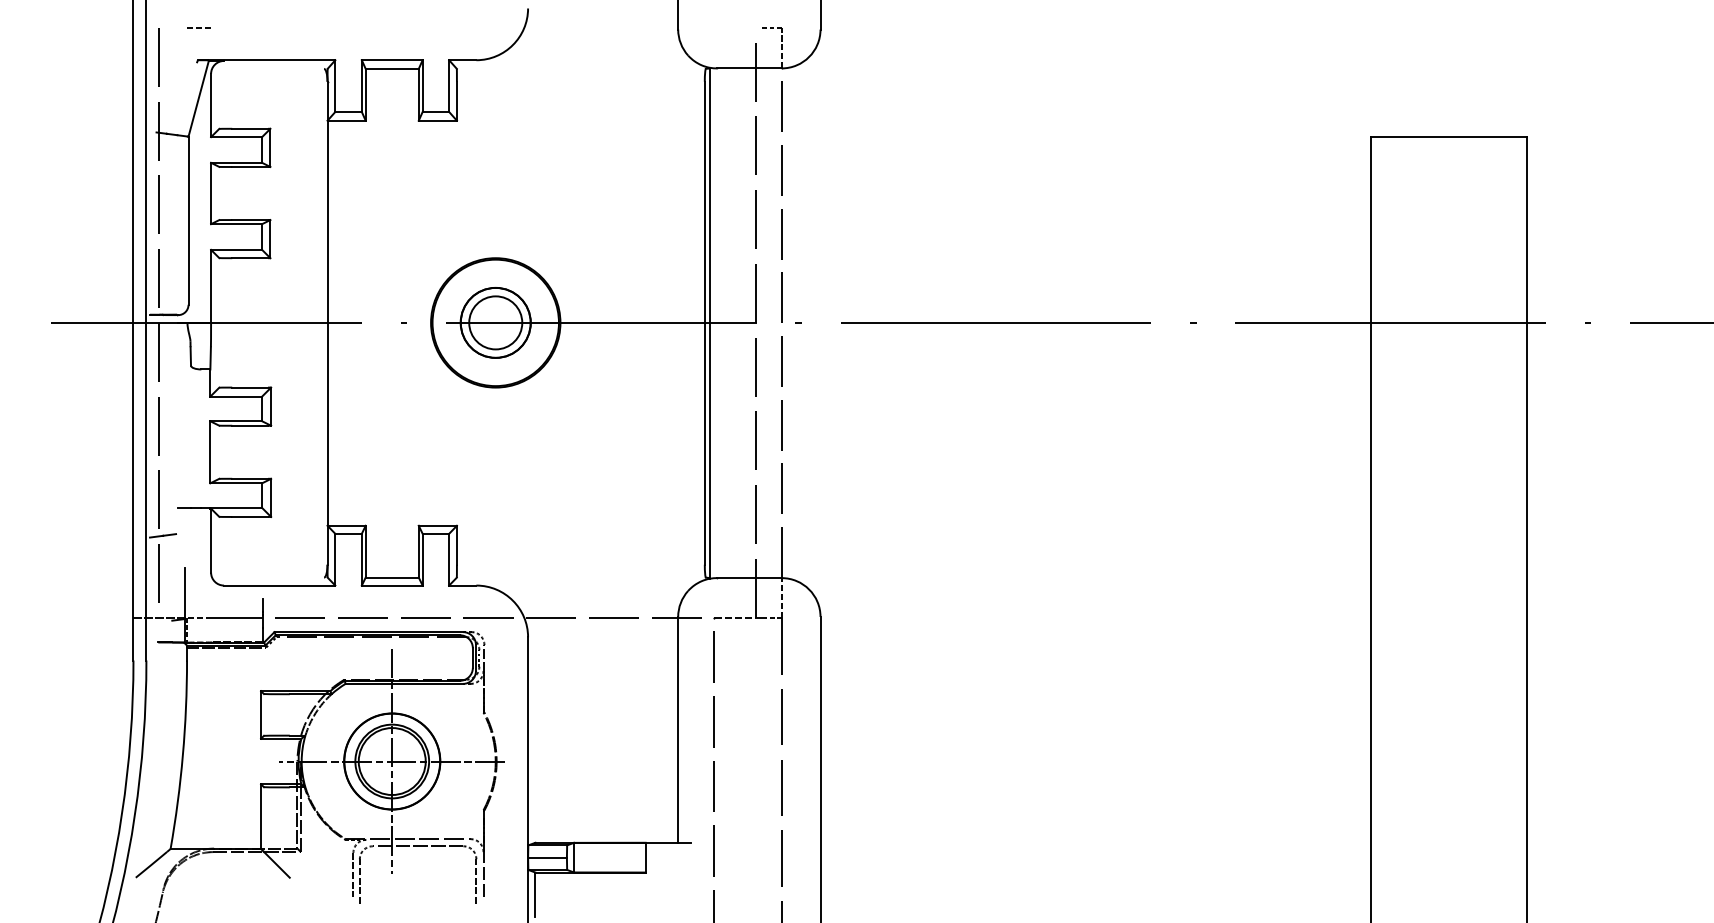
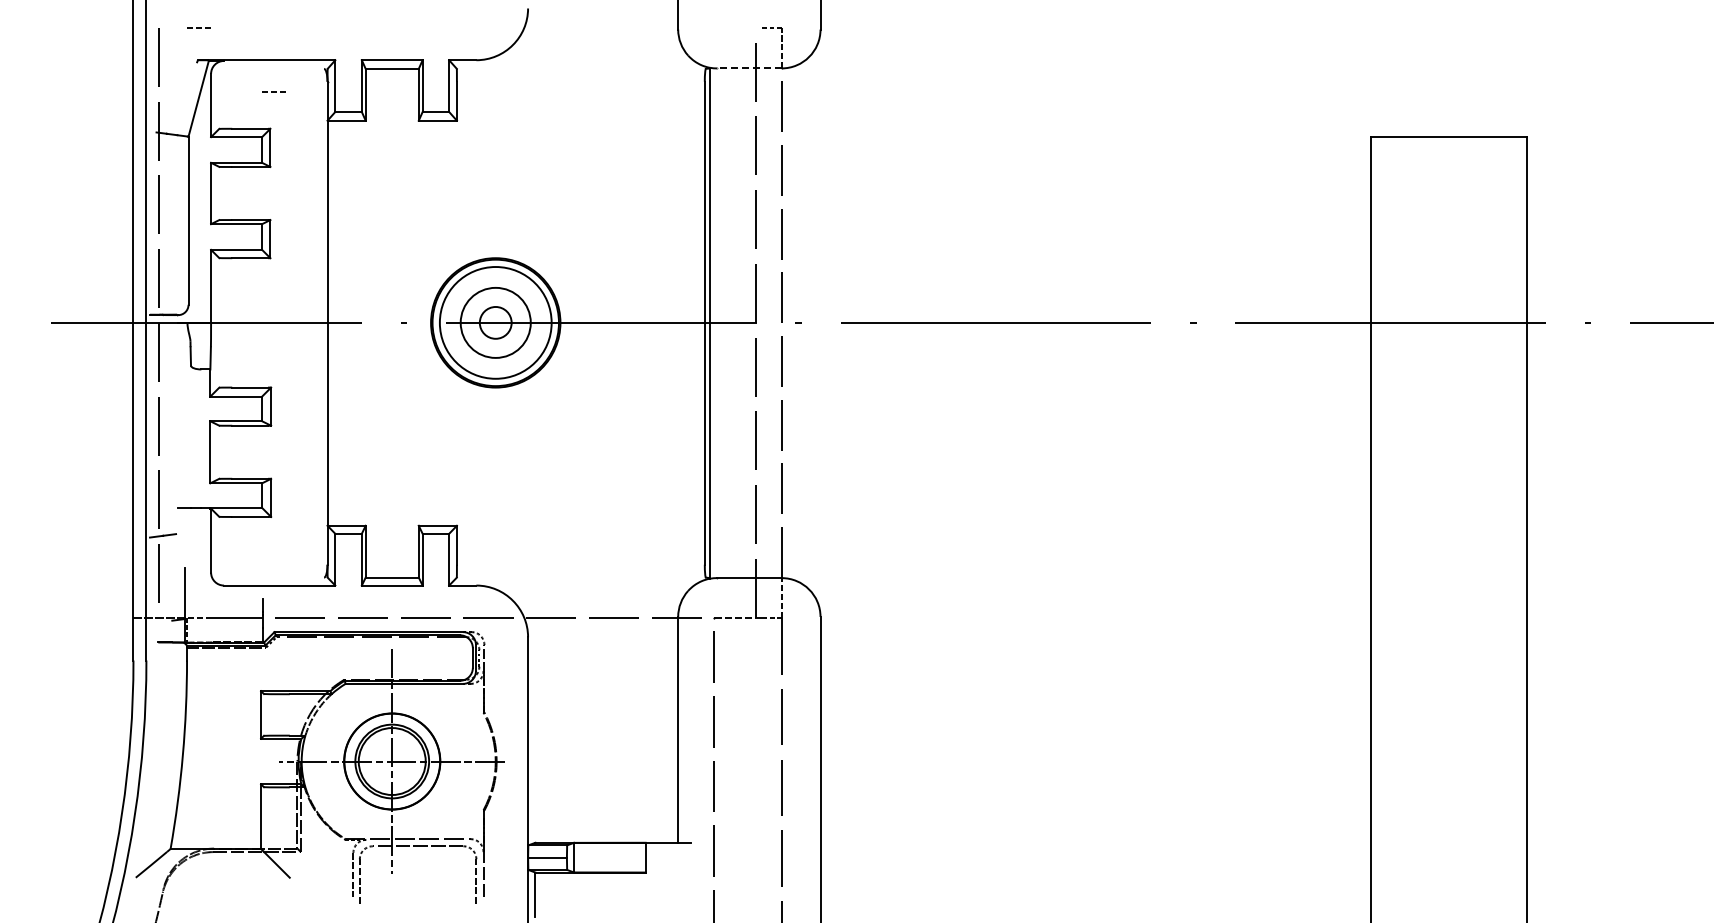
line: solid -> dashed (748, 68)
line: none -> present (273, 91)
circle diameter: 53 px -> 32 px (495, 322)
circle diameter: 70 px -> 112 px (495, 322)
